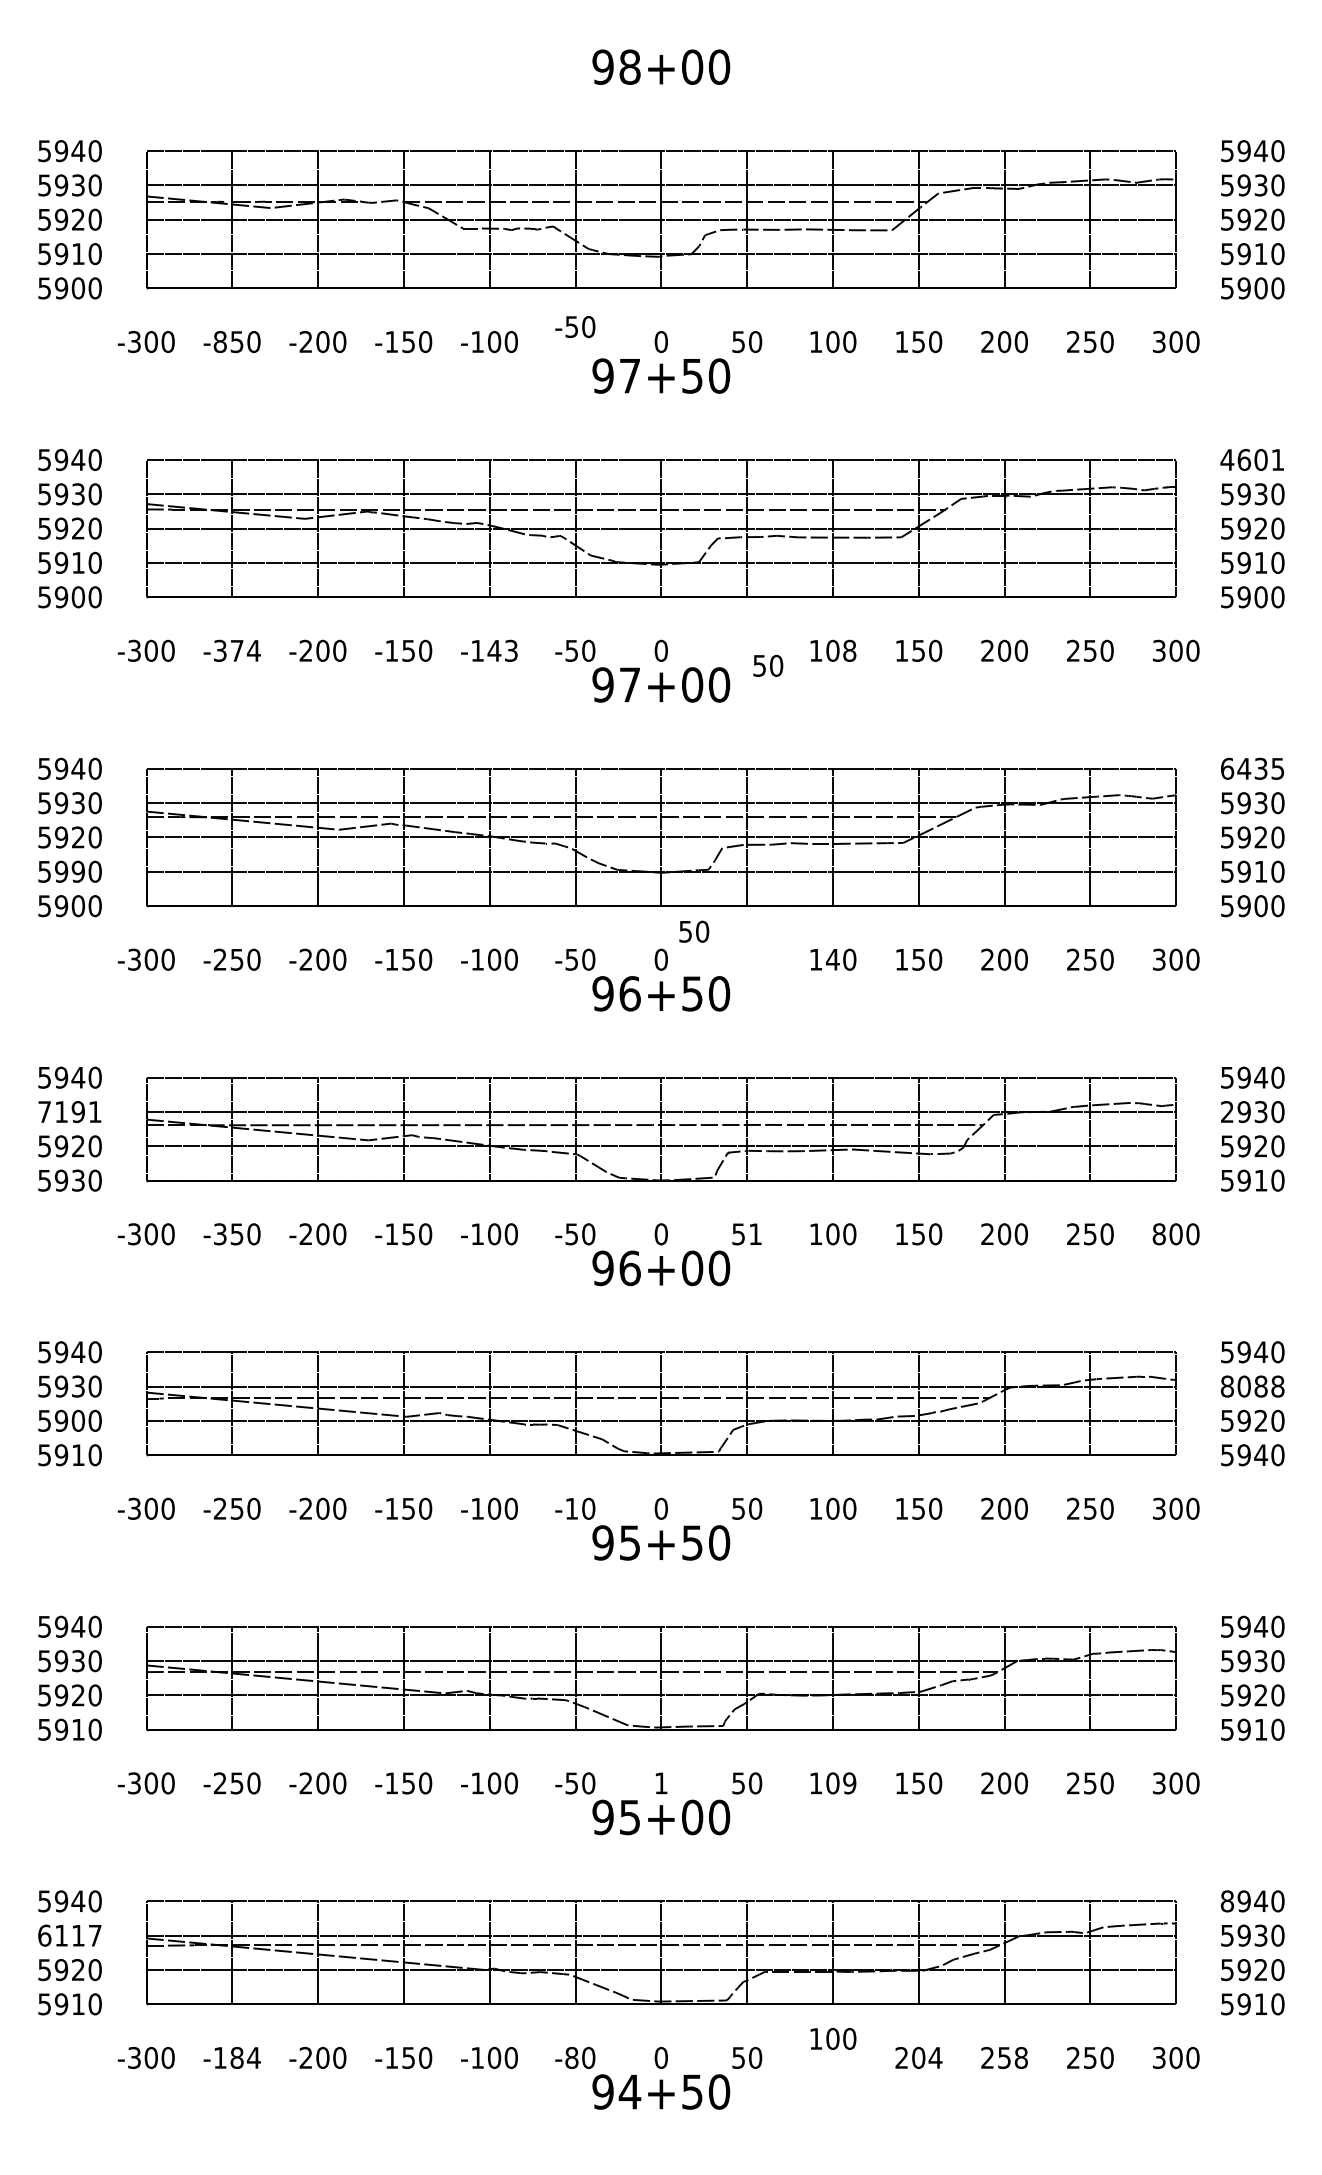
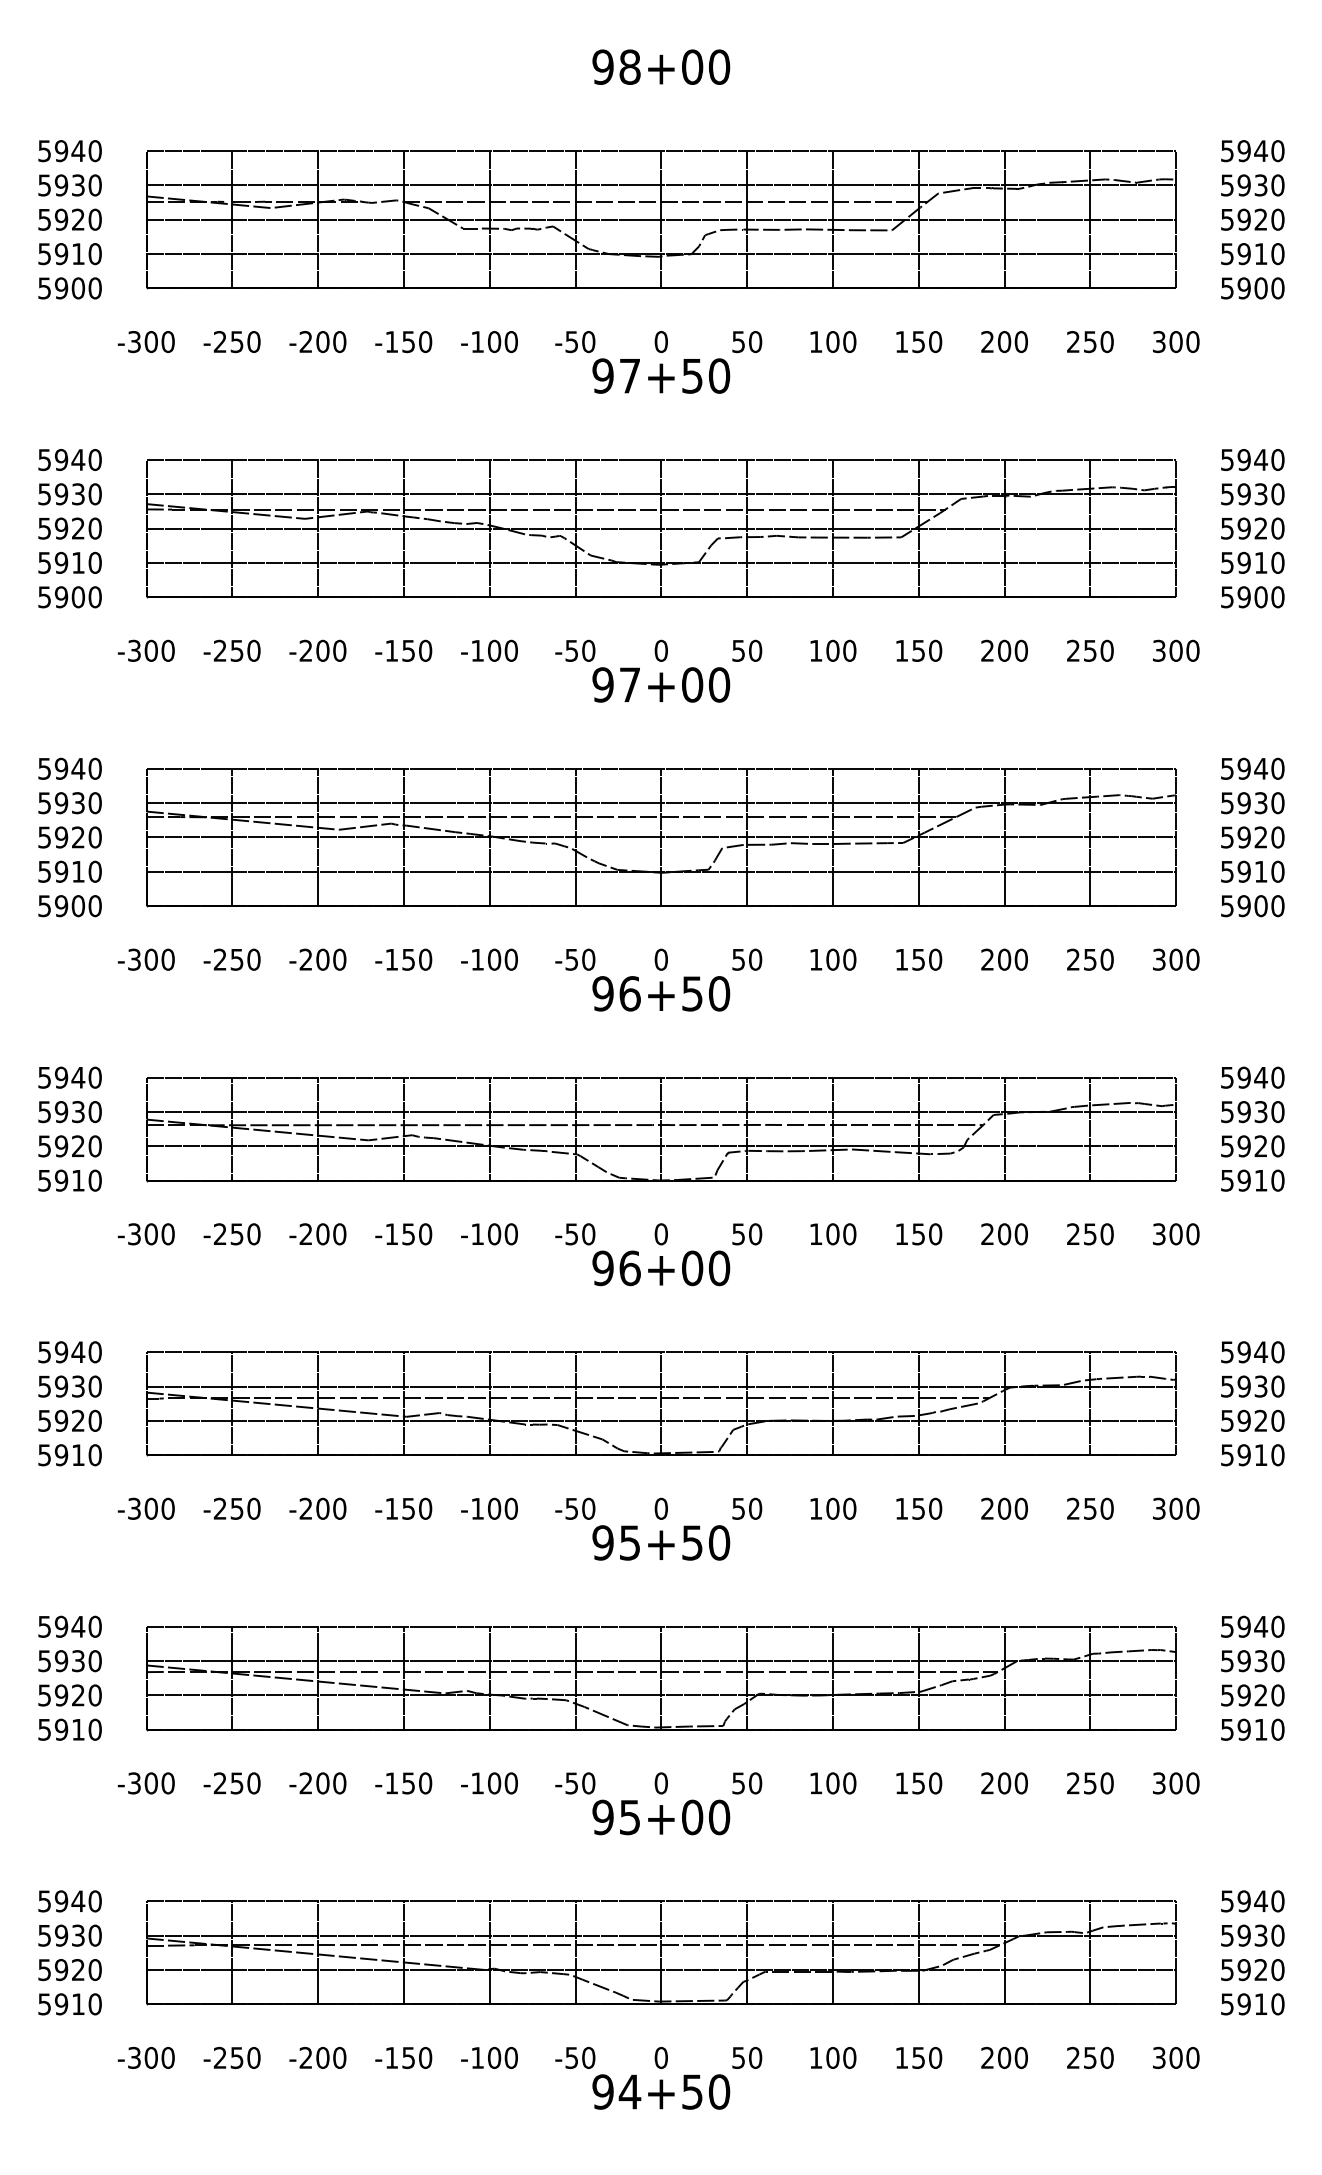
text position: (575, 327) -> (575, 342) (575, 342)
text: -850 -> -250 (219, 342)
text: 4601 -> 5940 (1252, 460)
text: -374 -> -250 (237, 650)
text: -143 -> -100 (502, 650)
text: 108 -> 100 (849, 650)
text position: (768, 665) -> (747, 650) (747, 650)
text: 6435 -> 5940 (1252, 768)
text: 5990 -> 5910 (77, 871)
text position: (694, 931) -> (747, 959) (747, 959)
text: 140 -> 100 (832, 959)
text: 7191 -> 5930 (69, 1112)
text: 2930 -> 5930 (1227, 1112)
text: 5930 -> 5910 (78, 1180)
text: -350 -> -250 (219, 1234)
text: 51 -> 50 (755, 1234)
text: 800 -> 300 (1158, 1234)
text: 8088 -> 5930 (1252, 1386)
text: 5900 -> 5920 (78, 1420)
text: 5940 -> 5910 (1261, 1454)
text: -10 -> -50 (571, 1508)
text: 1 -> 0 (660, 1783)
text: 109 -> 100 (849, 1783)
text: 8940 -> 5940 (1226, 1901)
text: 6117 -> 5930 (69, 1935)
text position: (833, 2038) -> (833, 2057) (833, 2057)
text: -184 -> -250 (236, 2057)
text: -80 -> -50 (571, 2057)
text: 204 -> 150 (918, 2057)
text: 258 -> 200 (1012, 2057)
